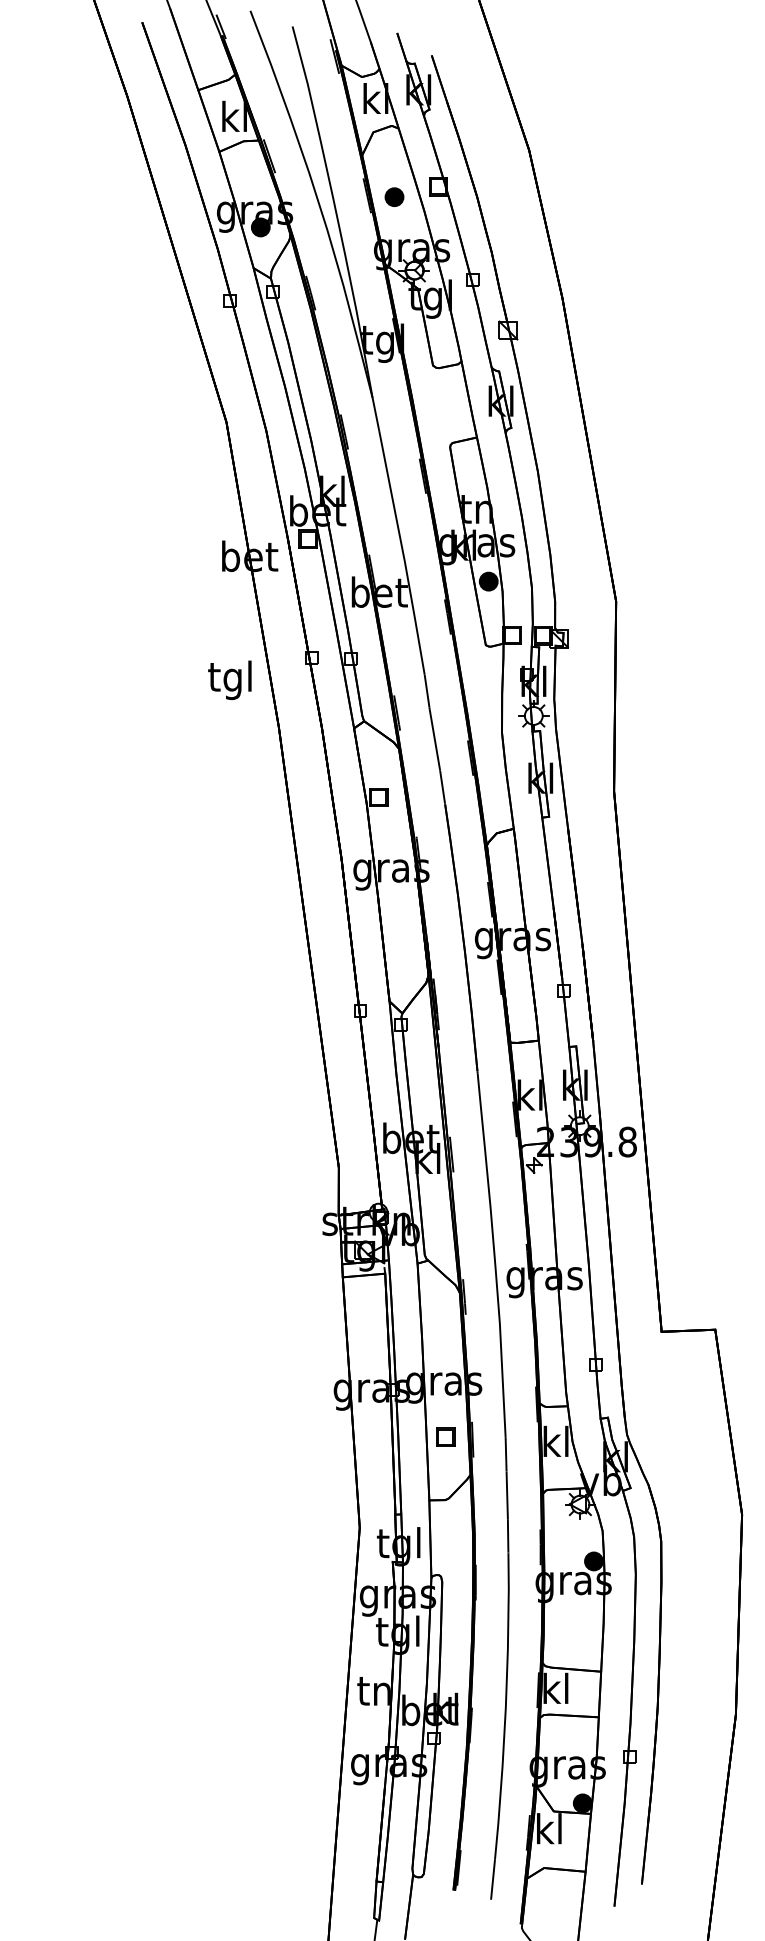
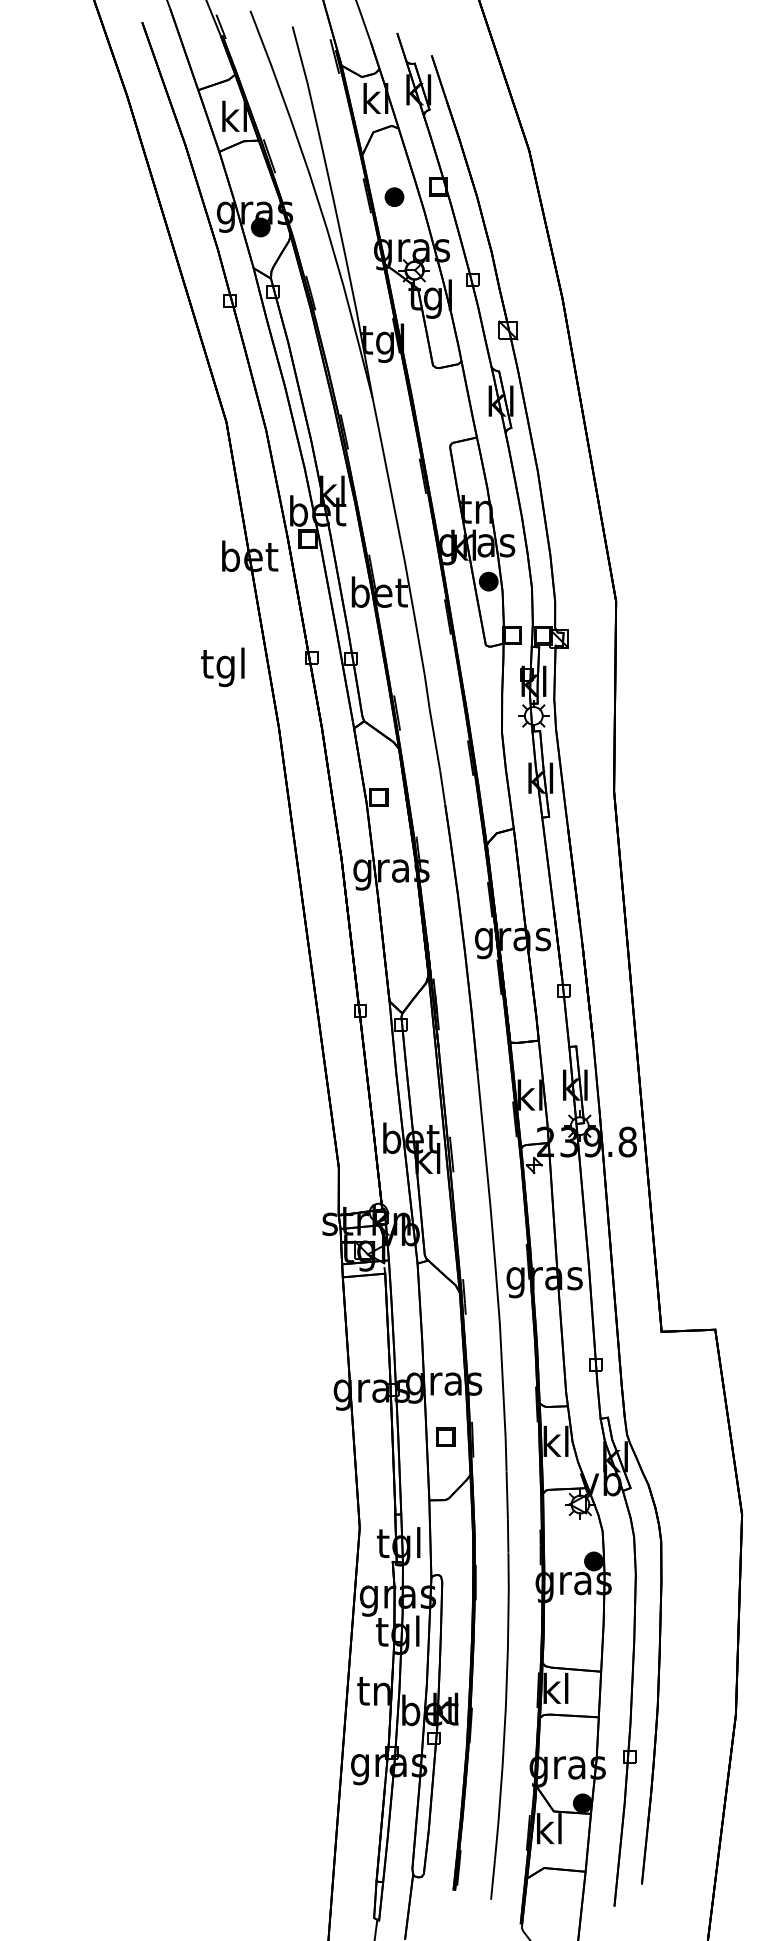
text position: (229, 680) -> (222, 667) (222, 667)
